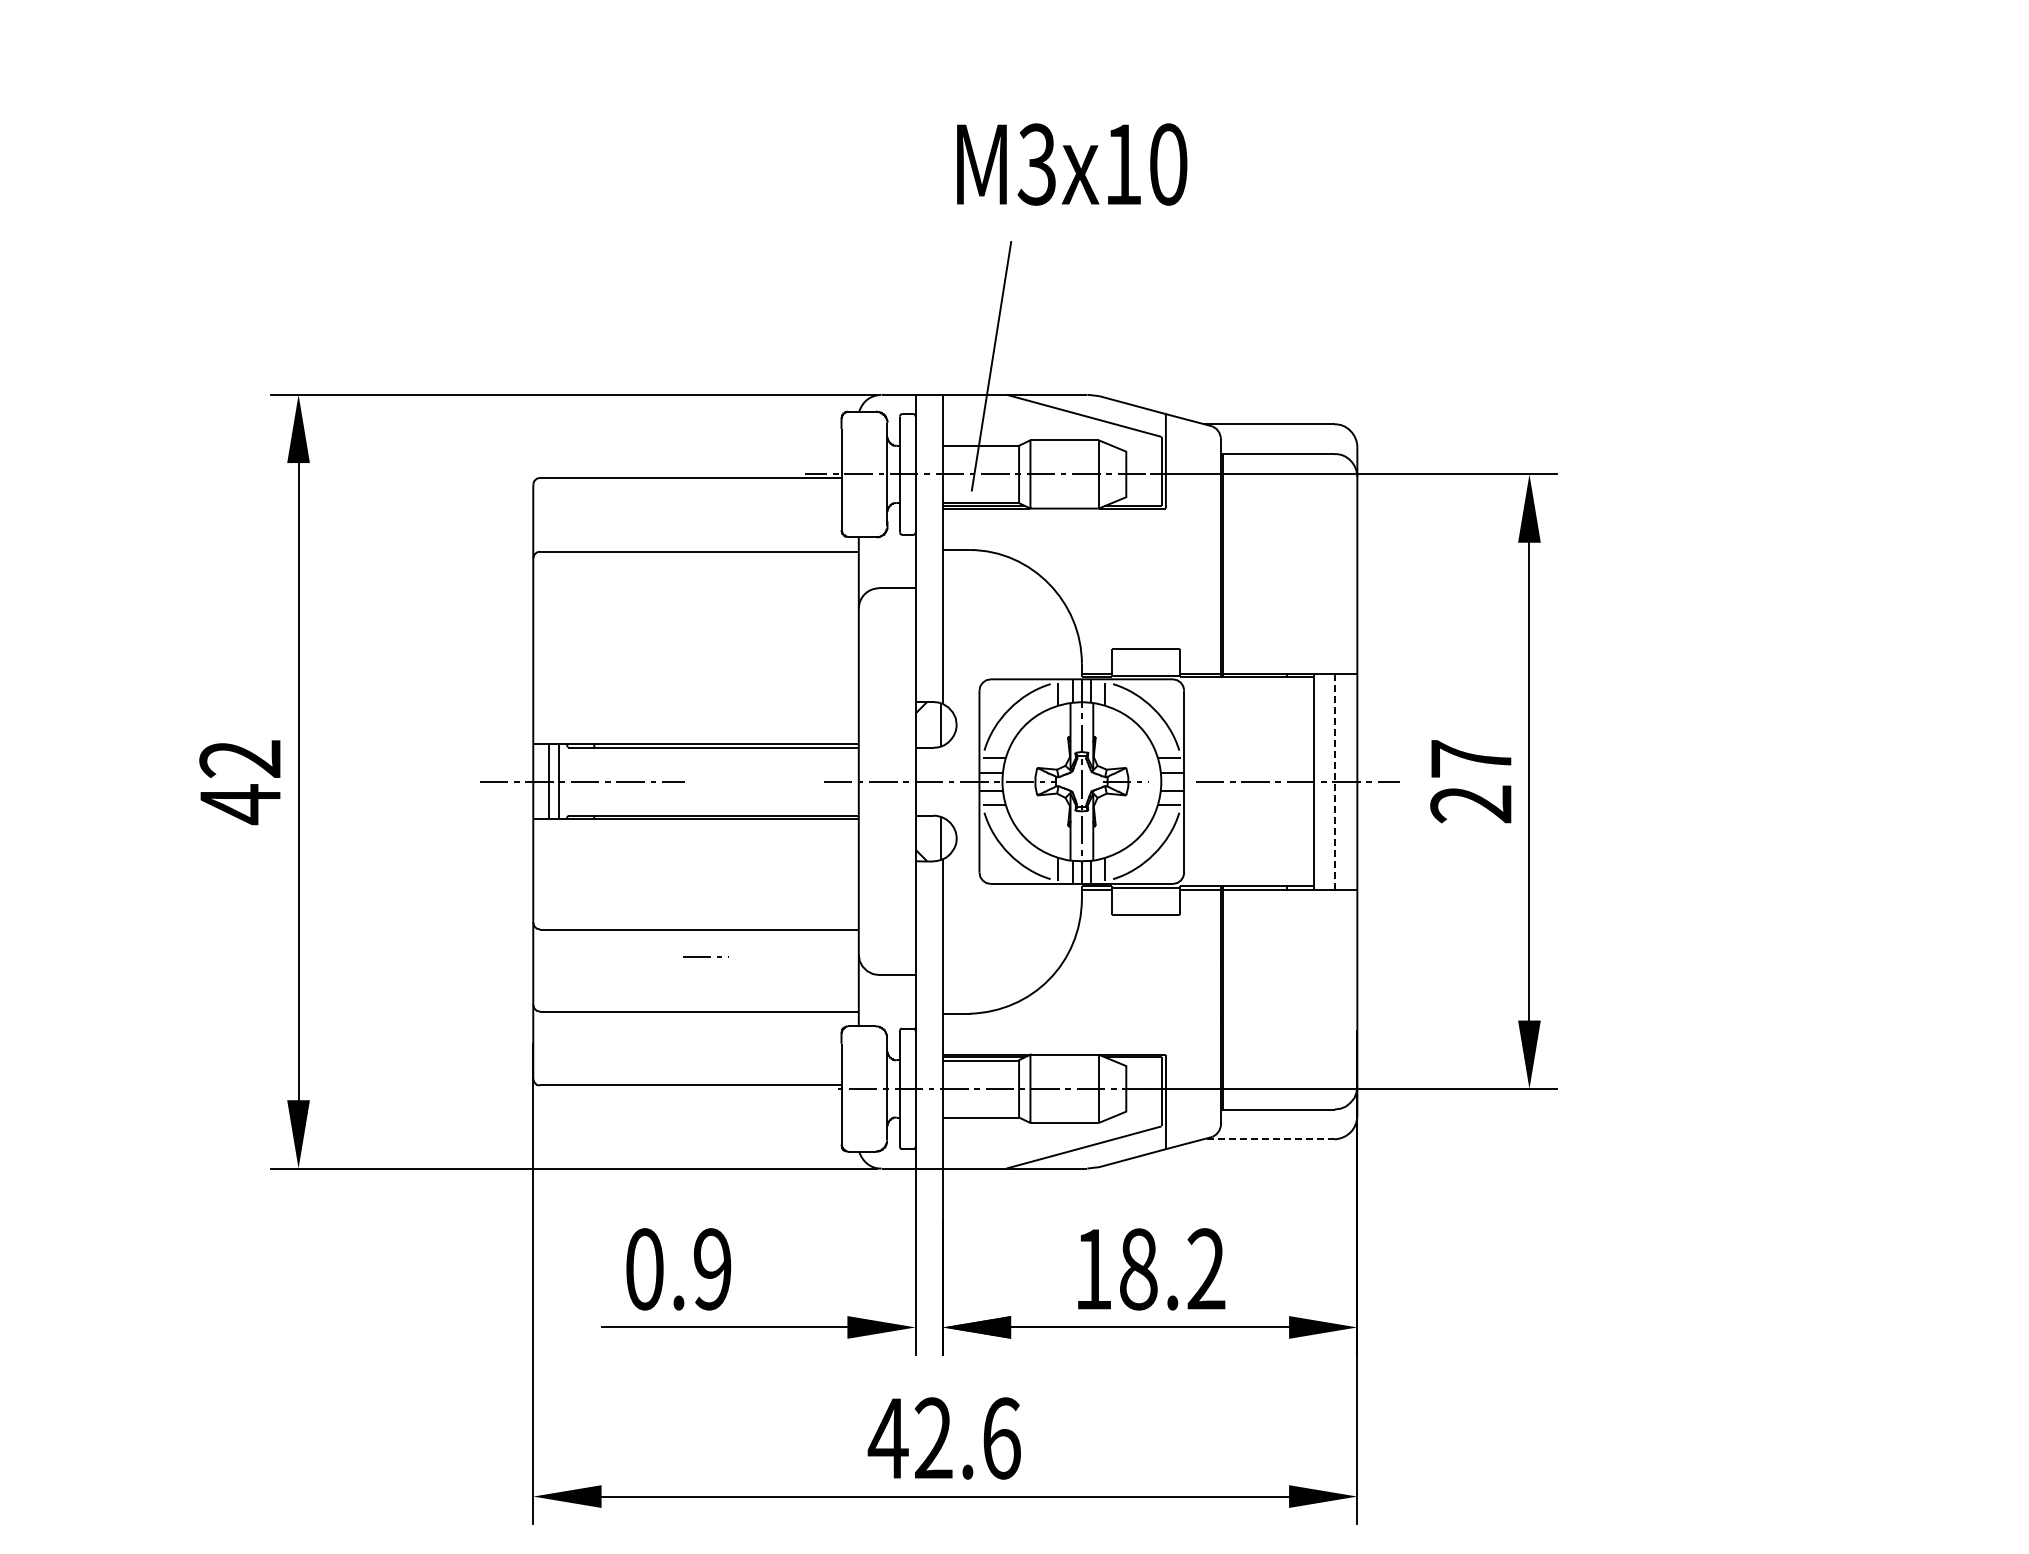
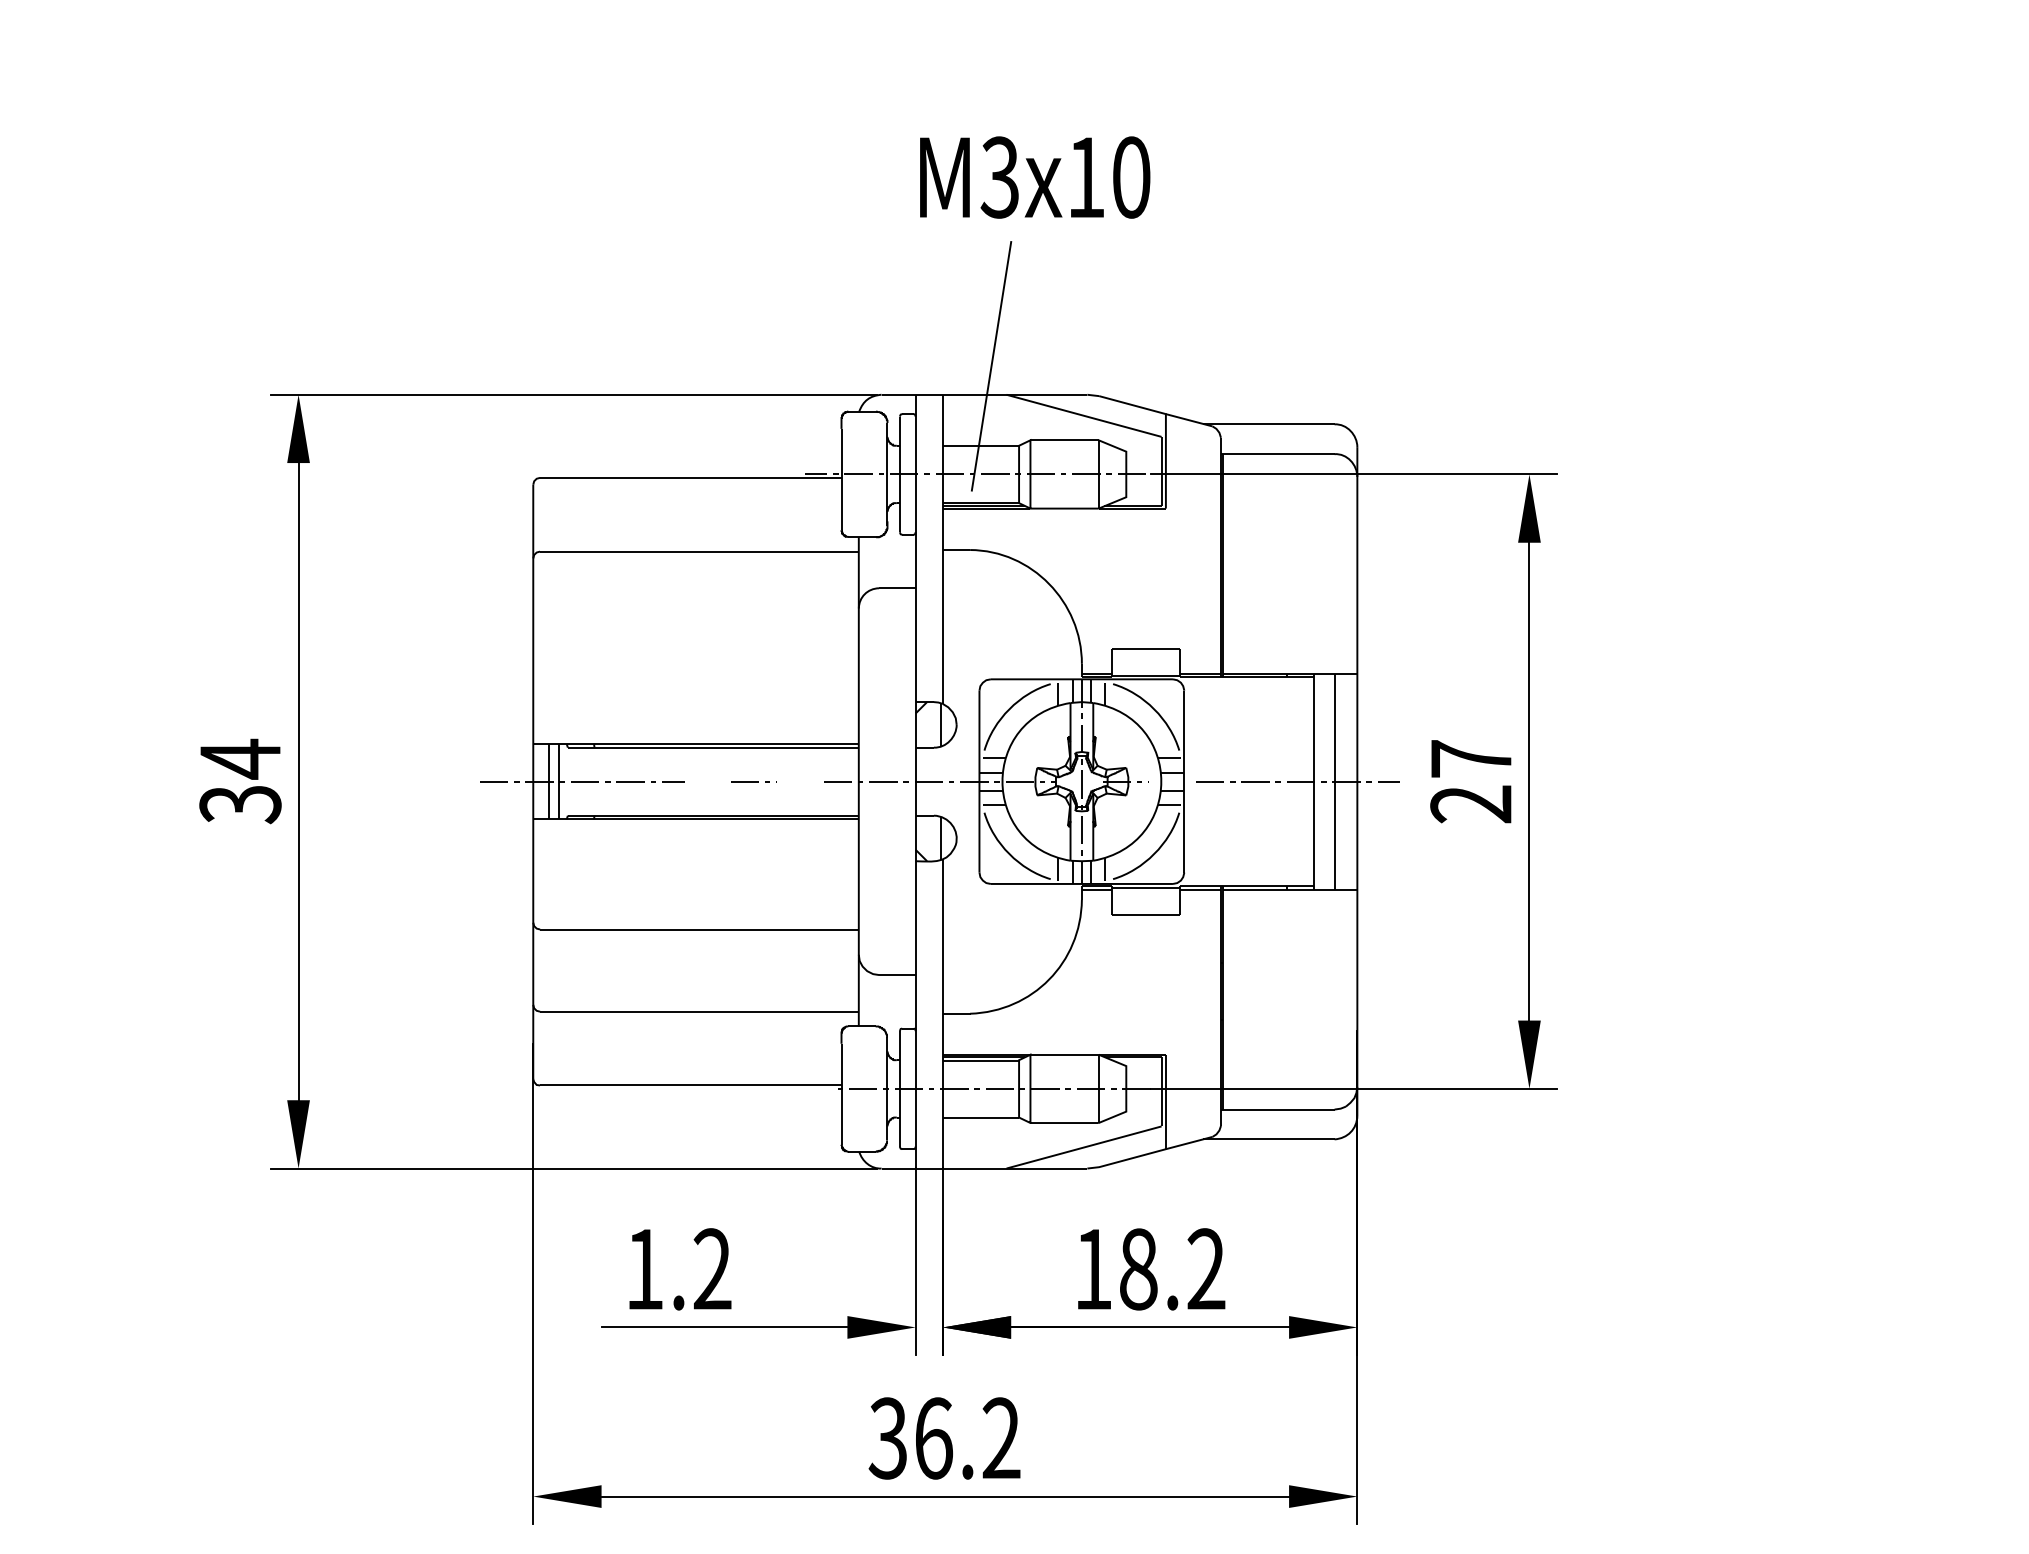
text position: (1072, 164) -> (1035, 177) (1035, 177)
text: 42 -> 34 (240, 781)
line: dashed -> solid (1334, 781)
line position: (705, 956) -> (753, 781) (753, 781)
line: dashed -> solid (1269, 1139)
text: 0.9 -> 1.2 (678, 1269)
text: 42.6 -> 36.2 (943, 1438)
